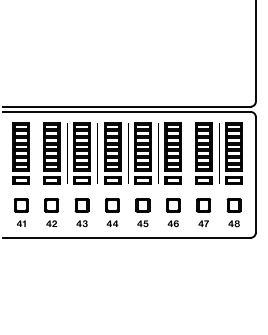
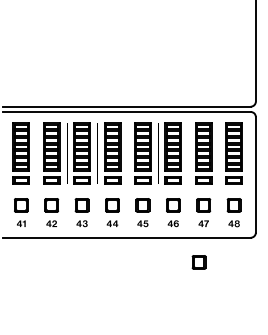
fill: present -> none (127, 153)
fill: present -> none (219, 153)
part: none -> present (198, 262)
